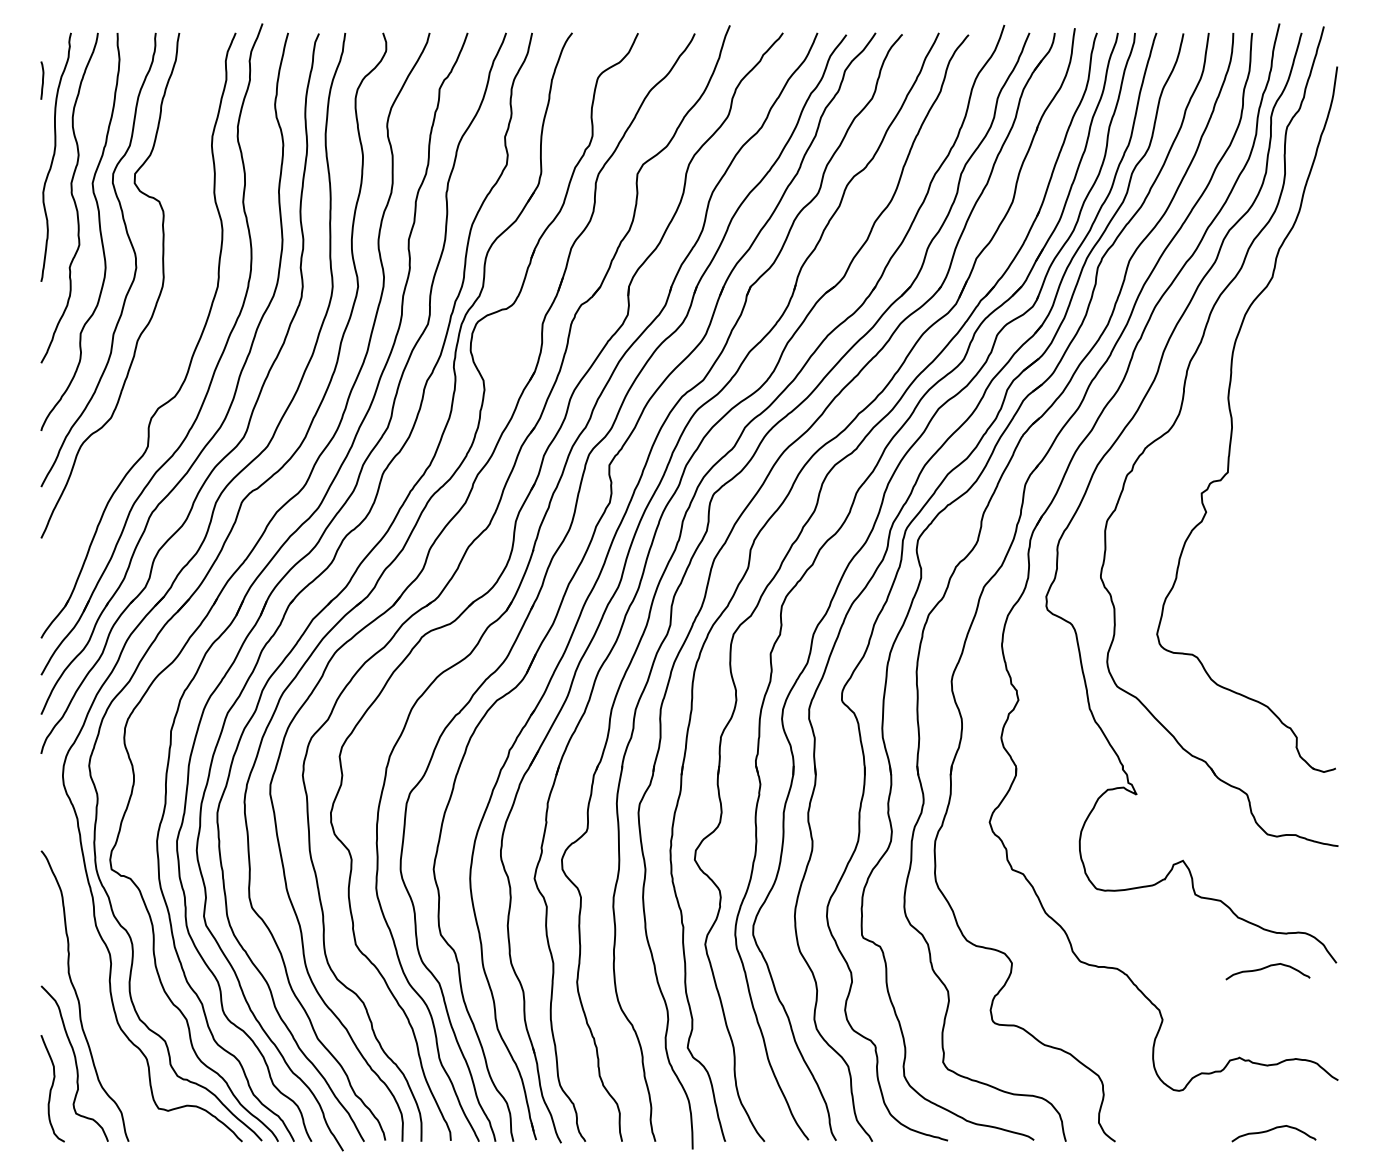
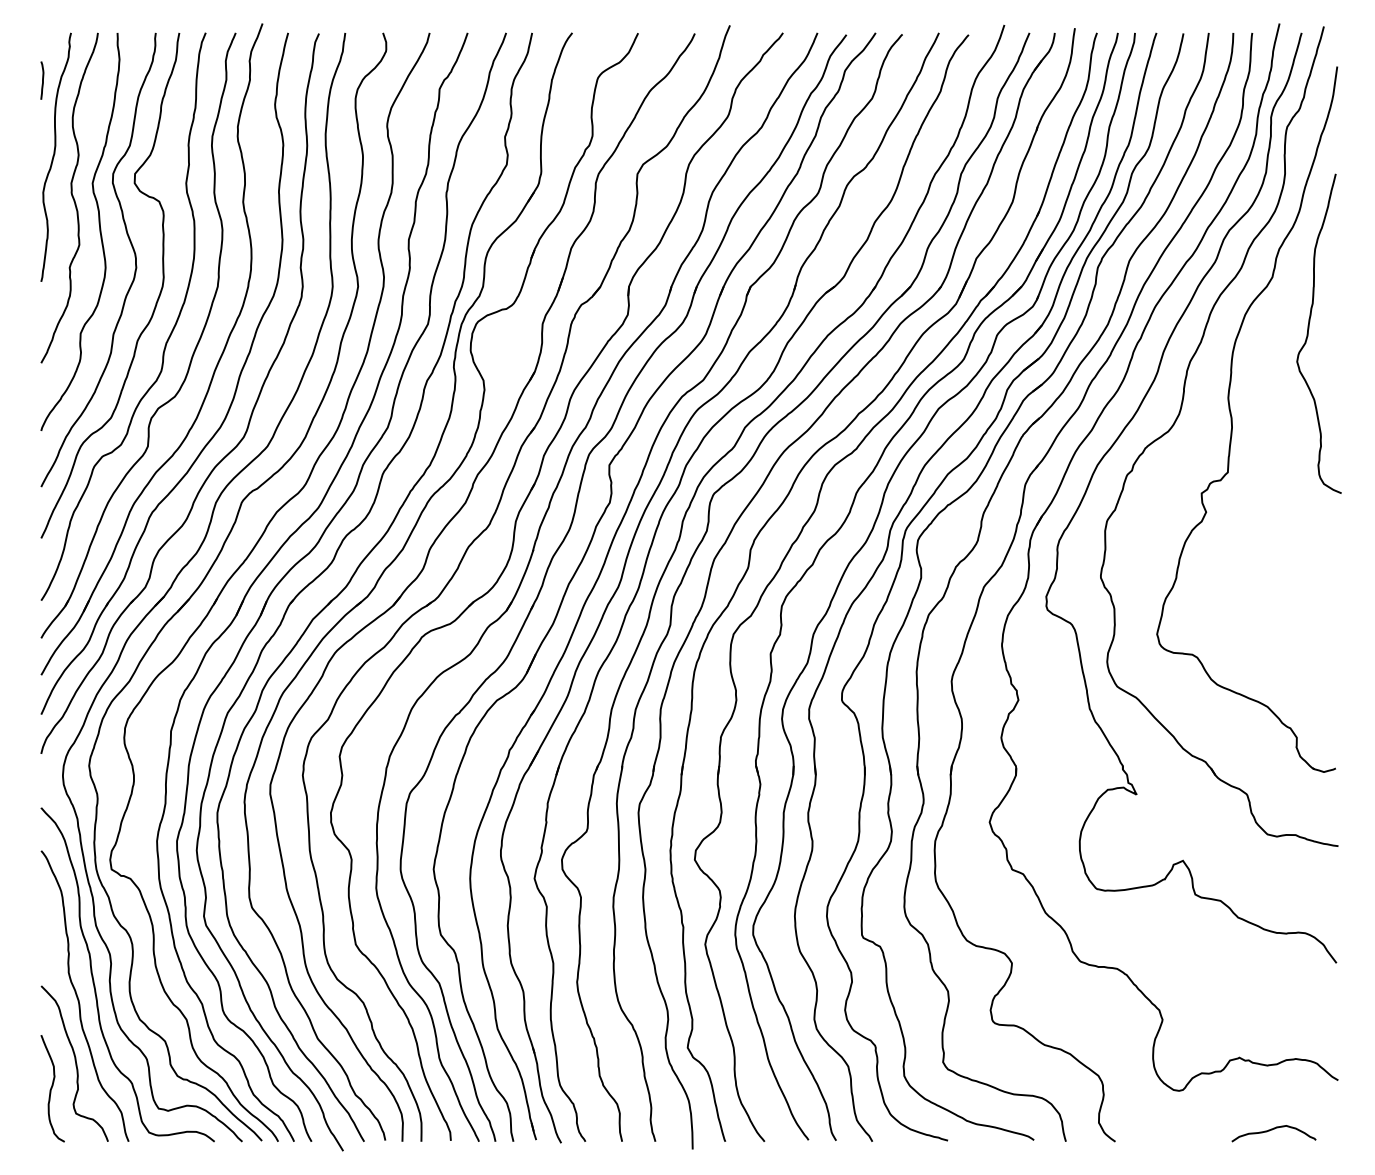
curve: none -> present (1309, 329)
curve: none -> present (167, 338)
curve: present -> none (1266, 968)
curve: none -> present (94, 980)
